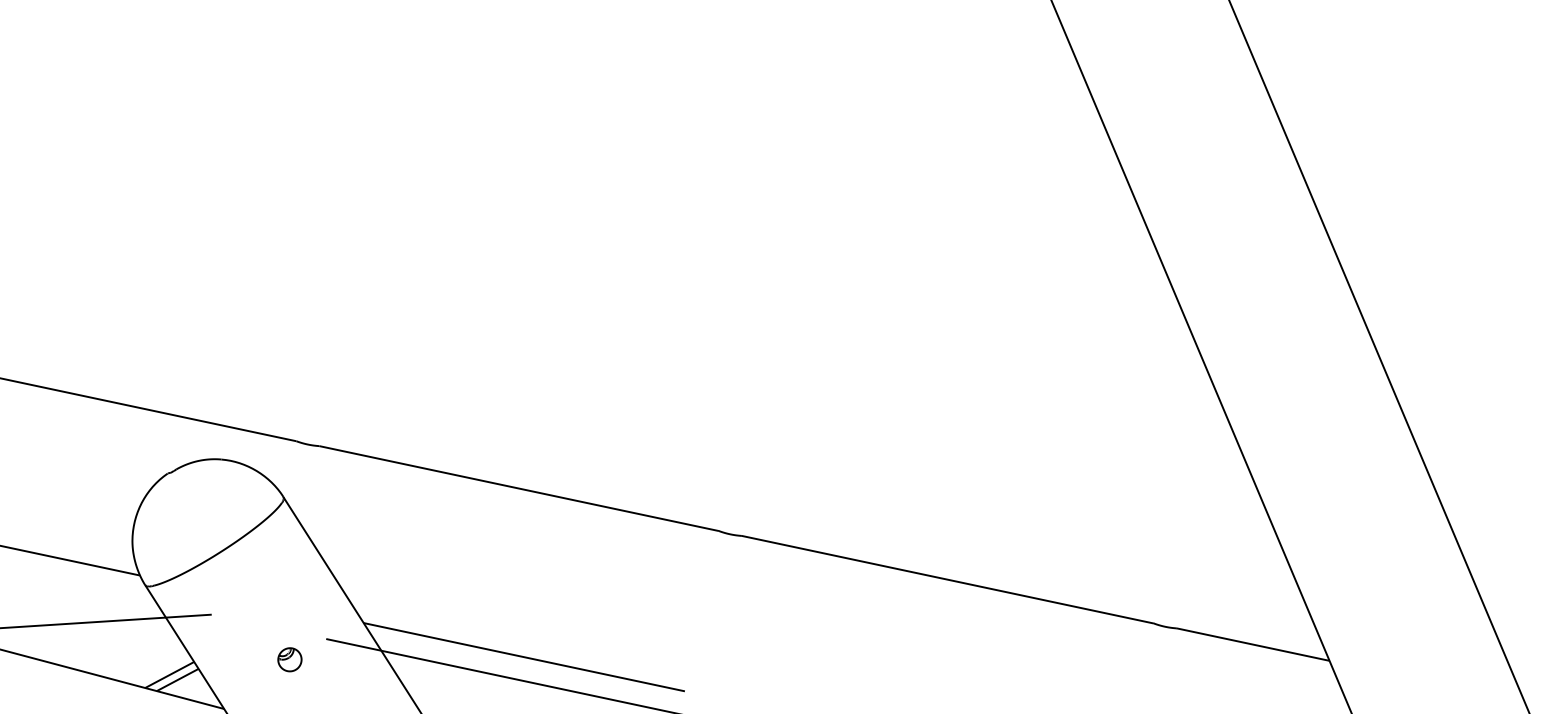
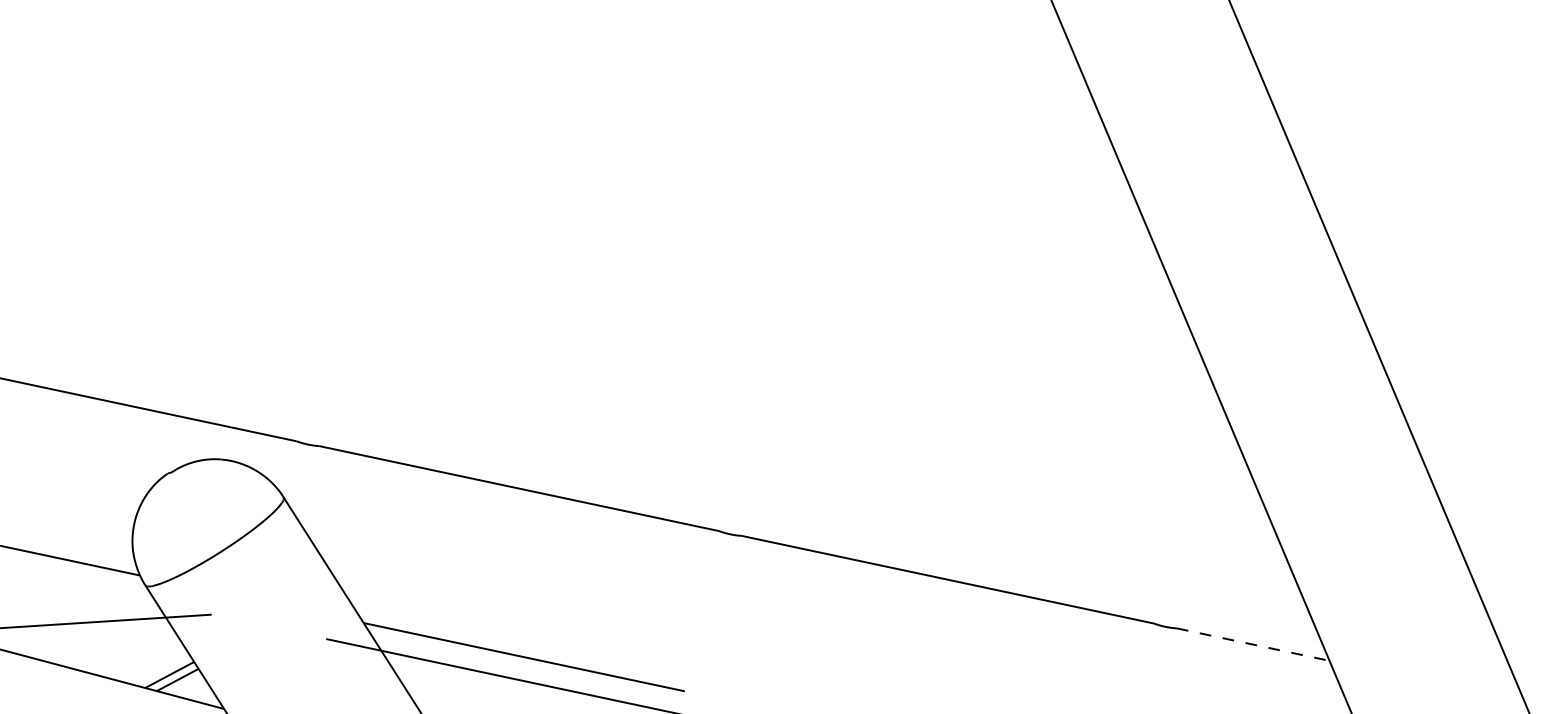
line: solid -> dashed (1253, 644)
part: present -> none (289, 659)
